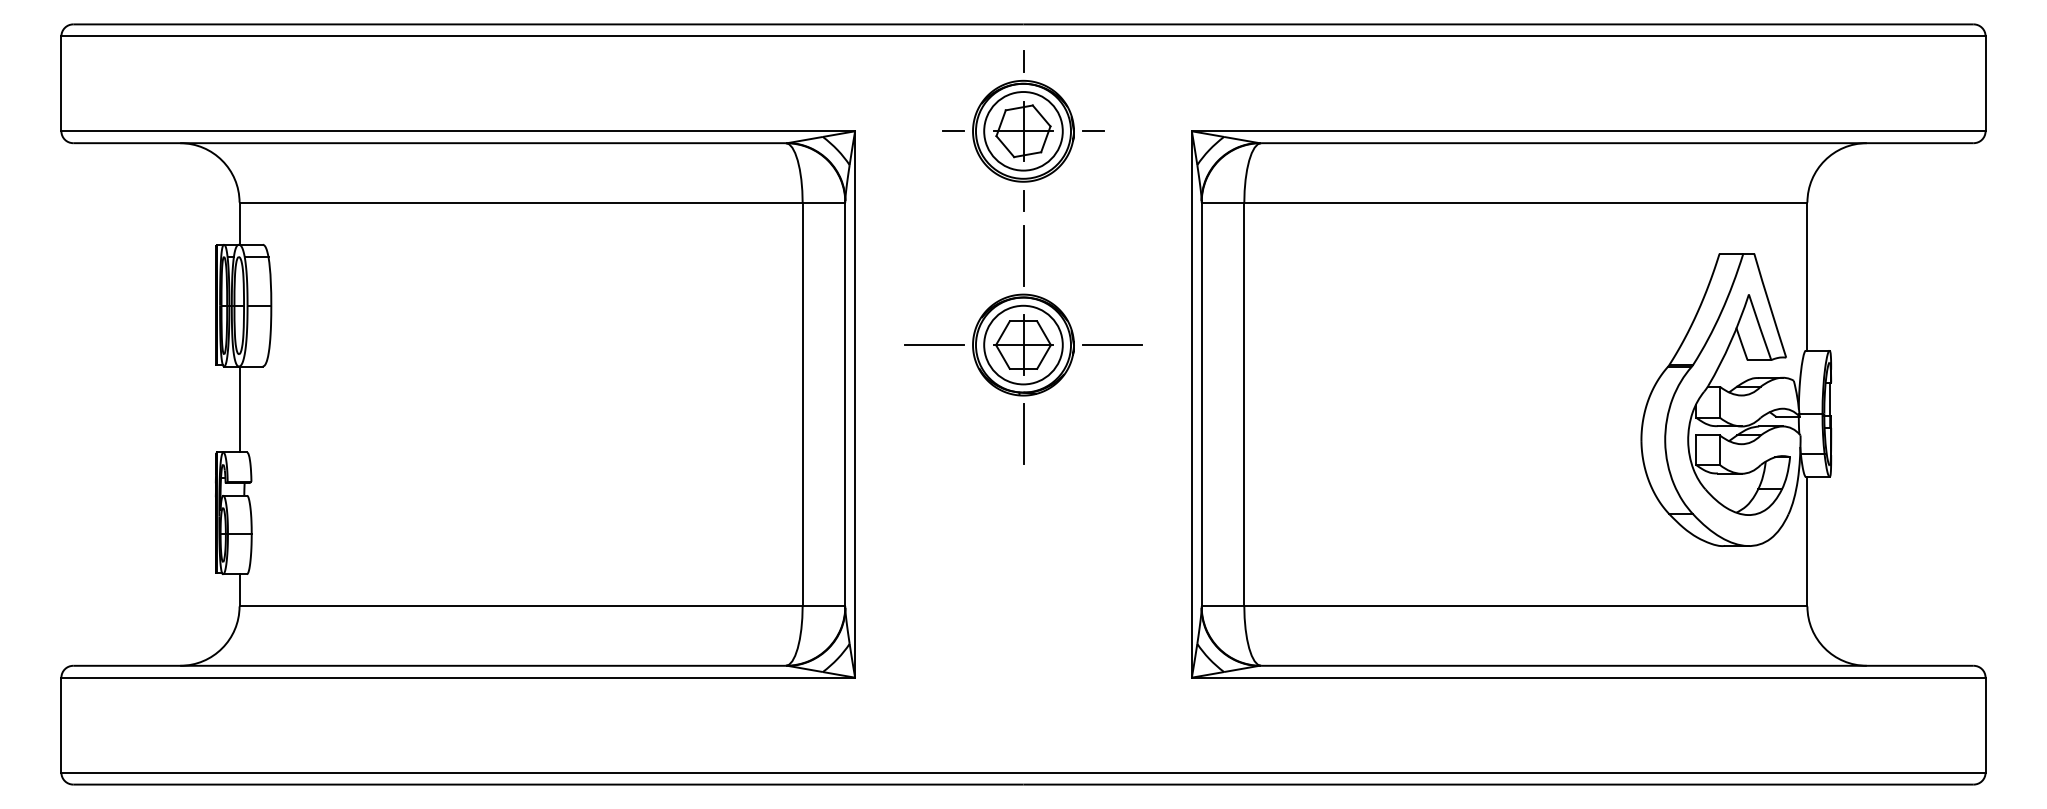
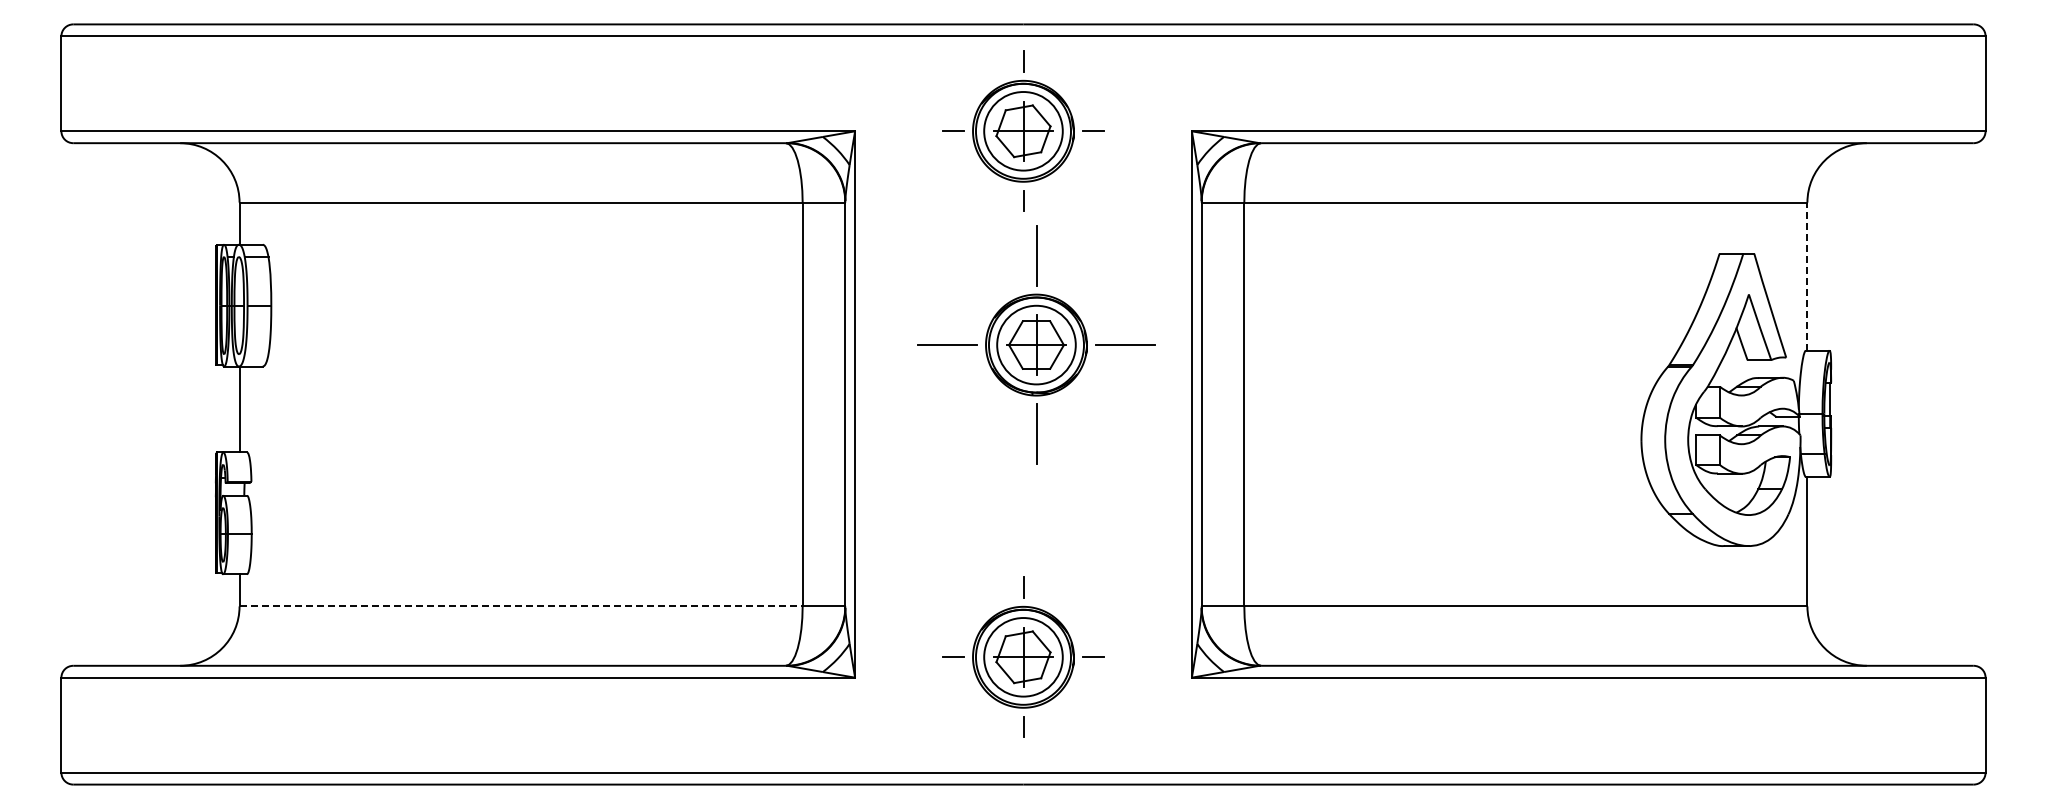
line: solid -> dashed (1807, 276)
part position: (1023, 344) -> (1036, 344) (1036, 344)
line: solid -> dashed (521, 606)
part: none -> present (1023, 656)
